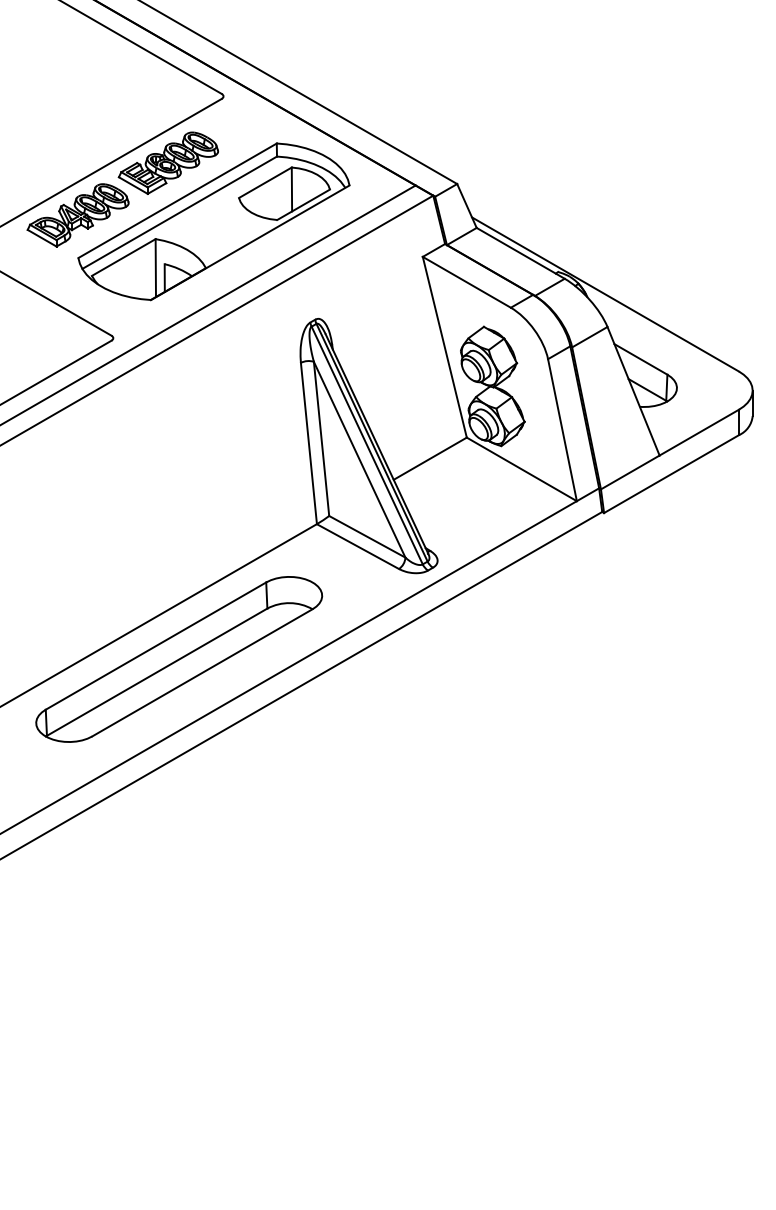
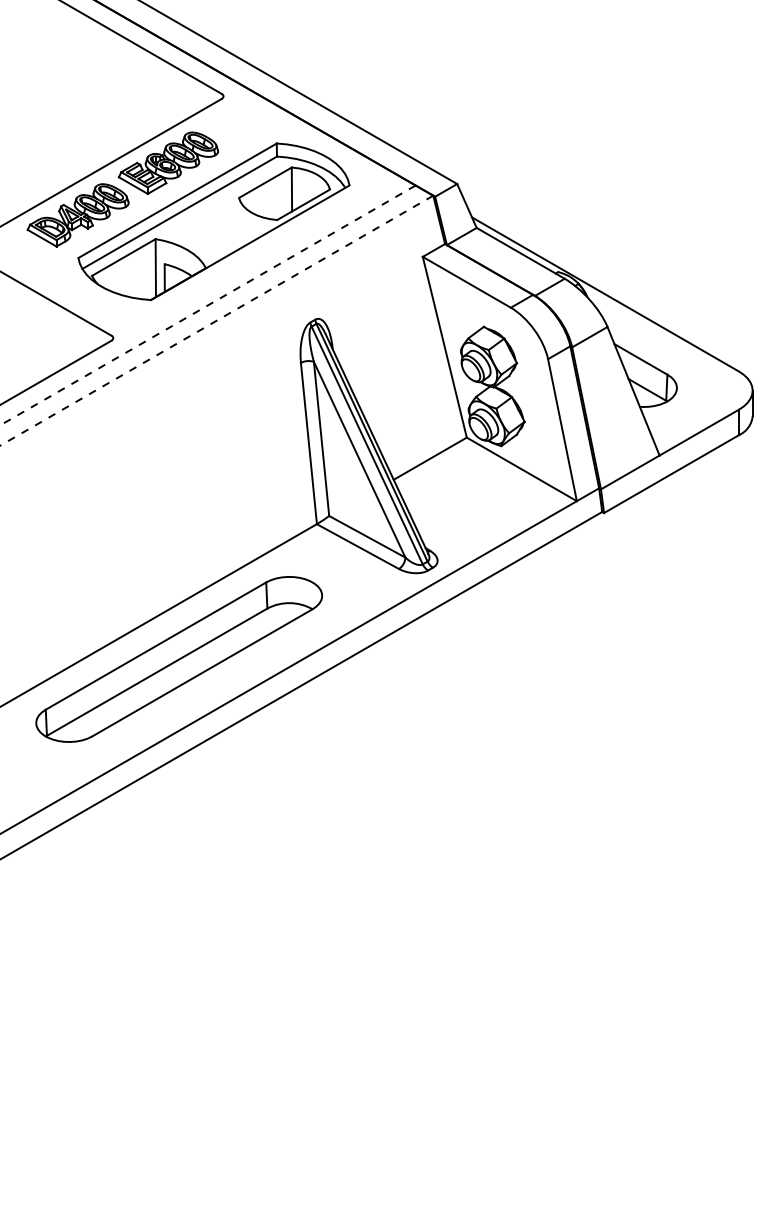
line: solid -> dashed (207, 305)
line: solid -> dashed (216, 320)
